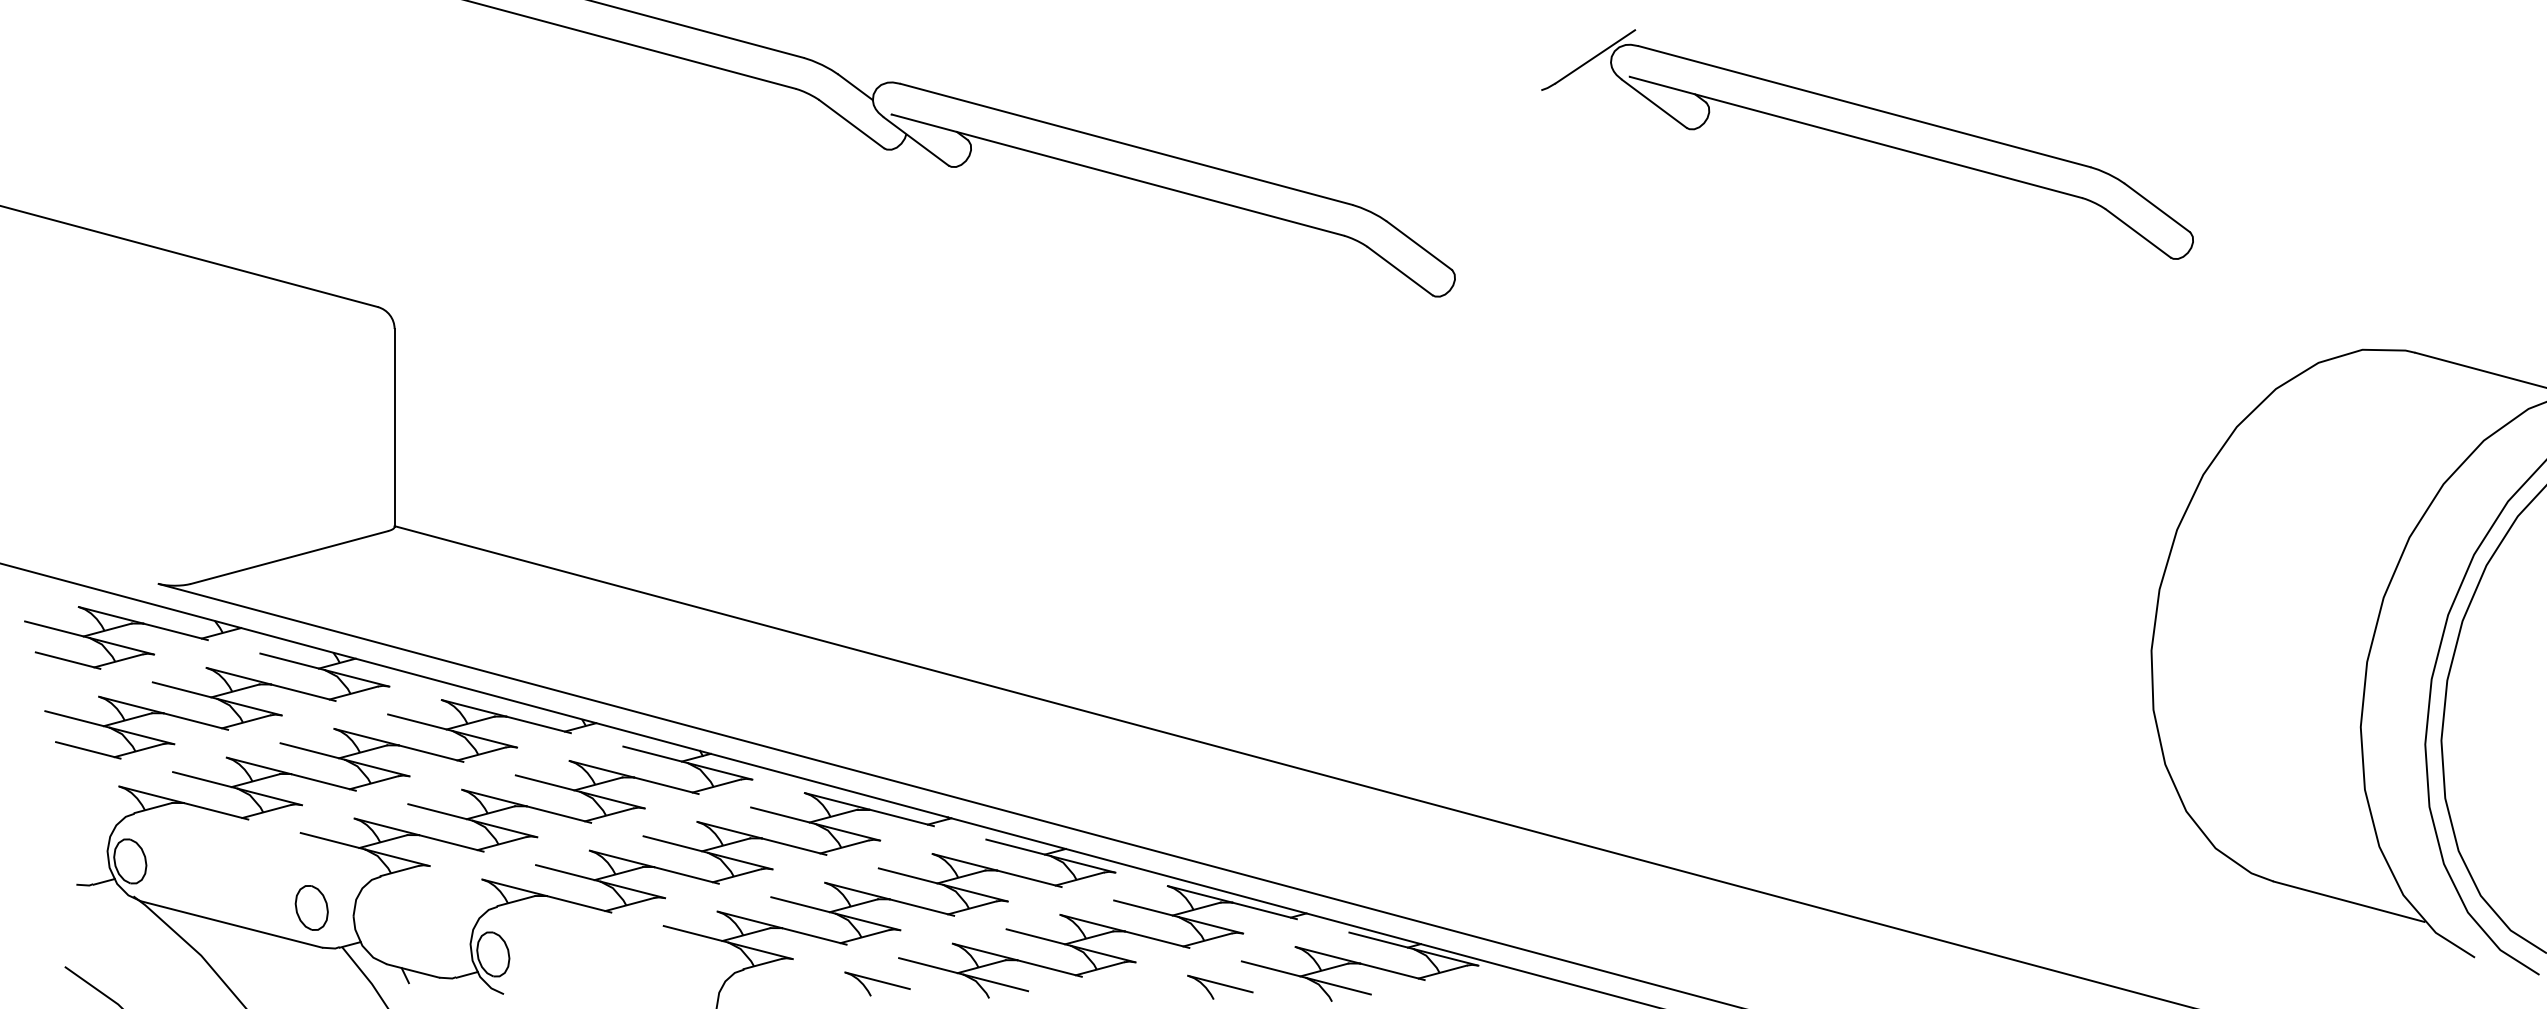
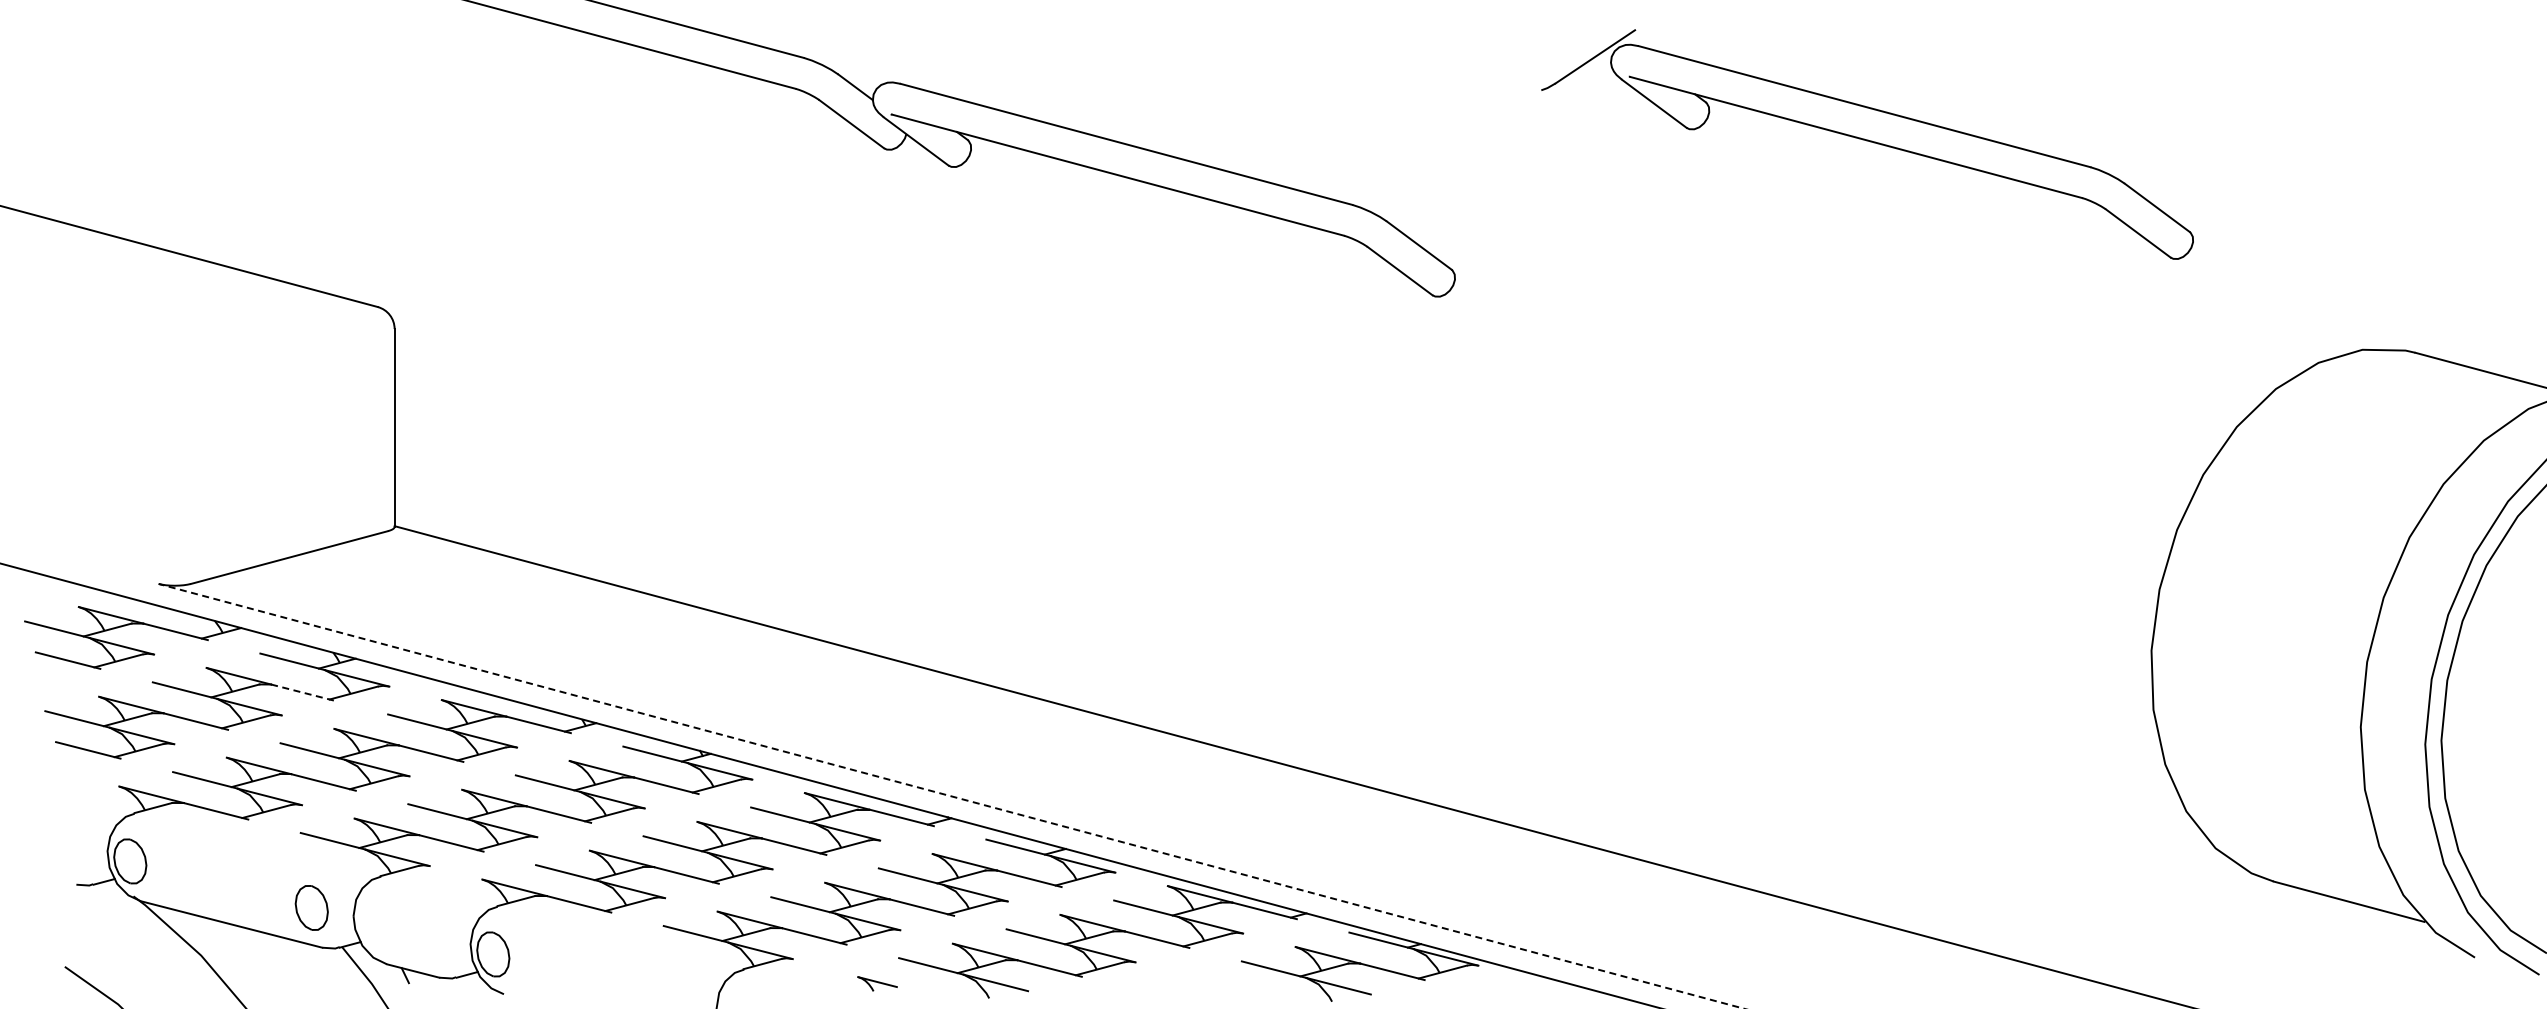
line: solid -> dashed (303, 692)
line: solid -> dashed (951, 796)
part size: 67x26 px -> 41x16 px (877, 983)
part: present -> none (1220, 986)
